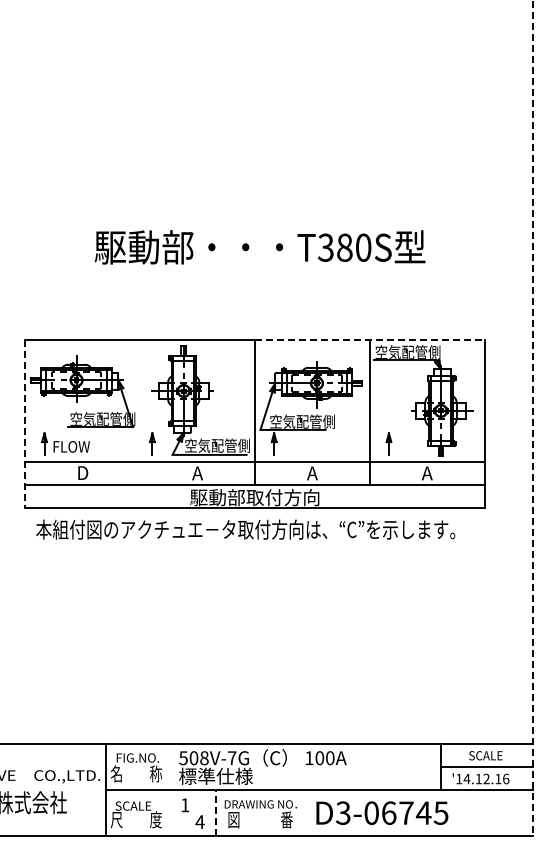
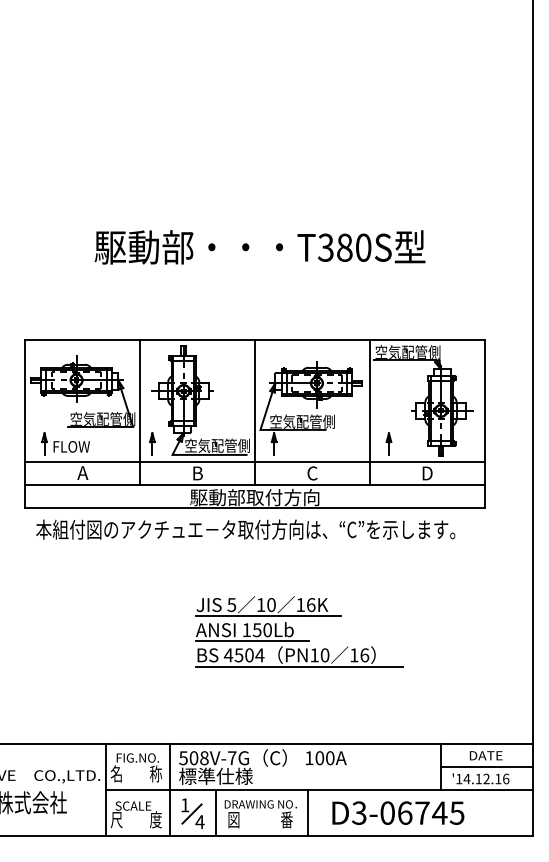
line: dashed -> solid (369, 339)
line: none -> present (140, 412)
line: dashed -> solid (532, 418)
line: dashed -> solid (25, 424)
text: D -> A (82, 472)
text: A -> B (197, 473)
text: A -> C (312, 473)
text: A -> D (426, 473)
part: none -> present (299, 631)
text: SCALE -> DATE (485, 755)
line: none -> present (169, 790)
text position: (382, 812) -> (398, 812) (398, 812)
line: none -> present (191, 813)
line: dashed -> solid (215, 813)
line: none -> present (307, 813)
